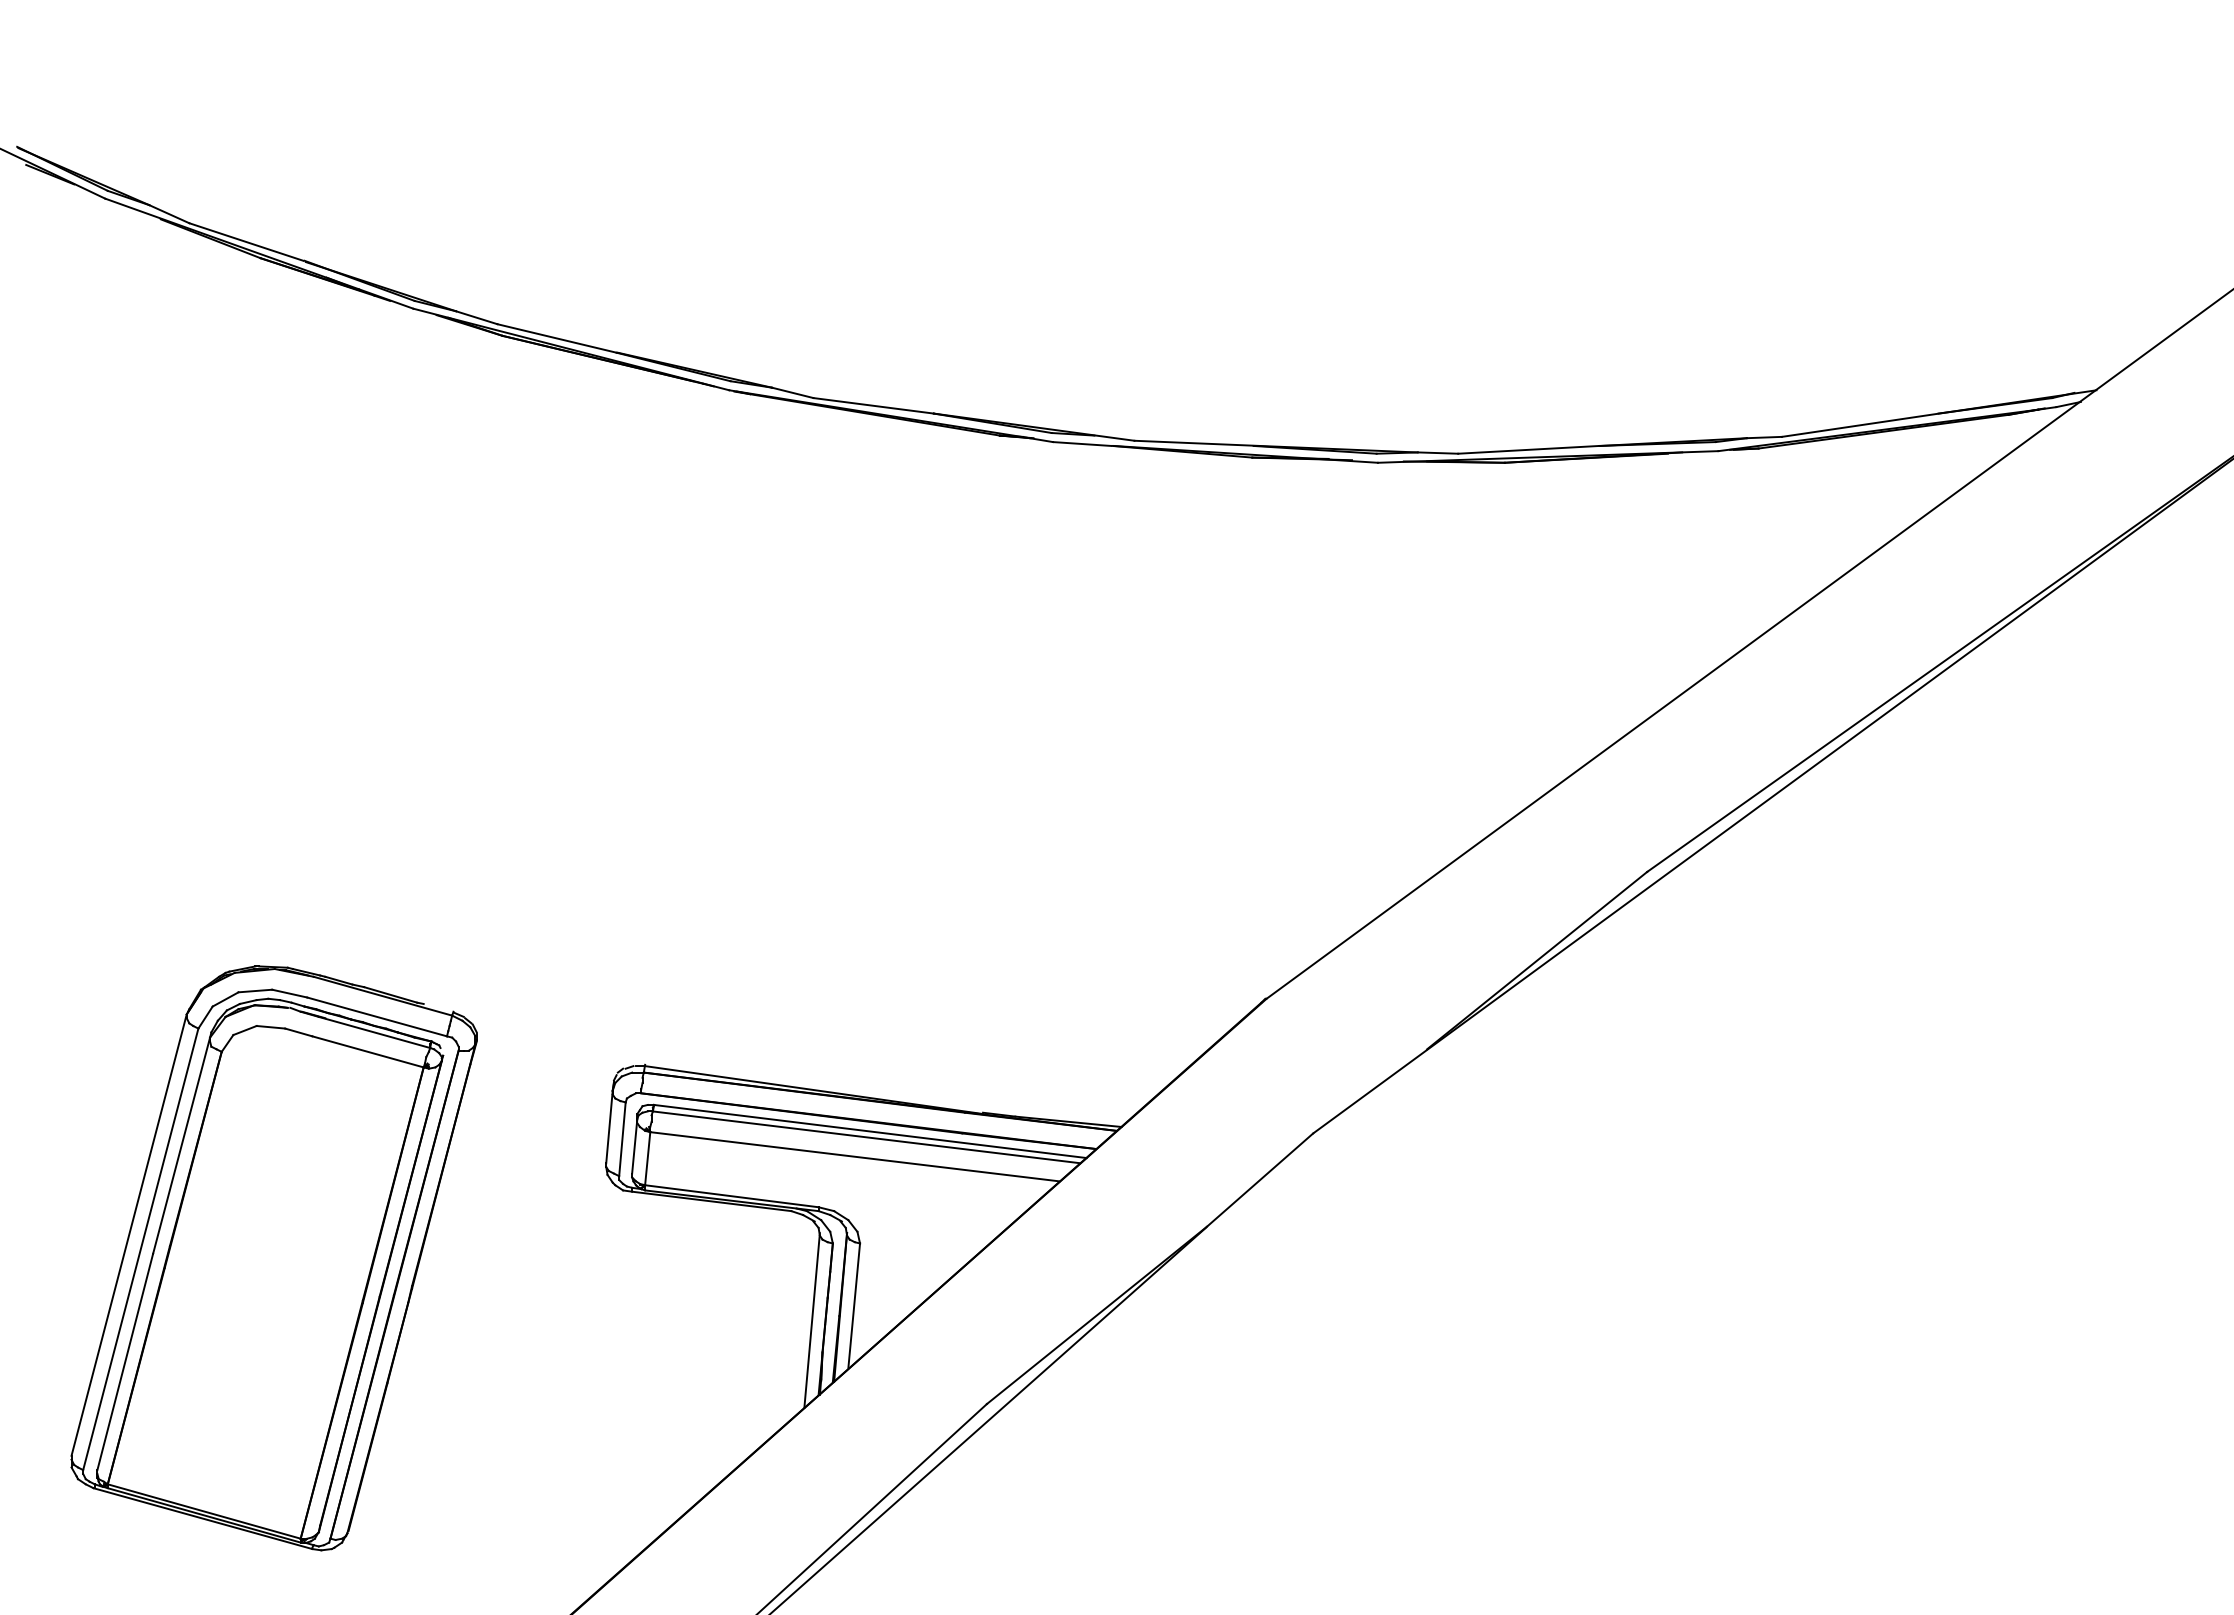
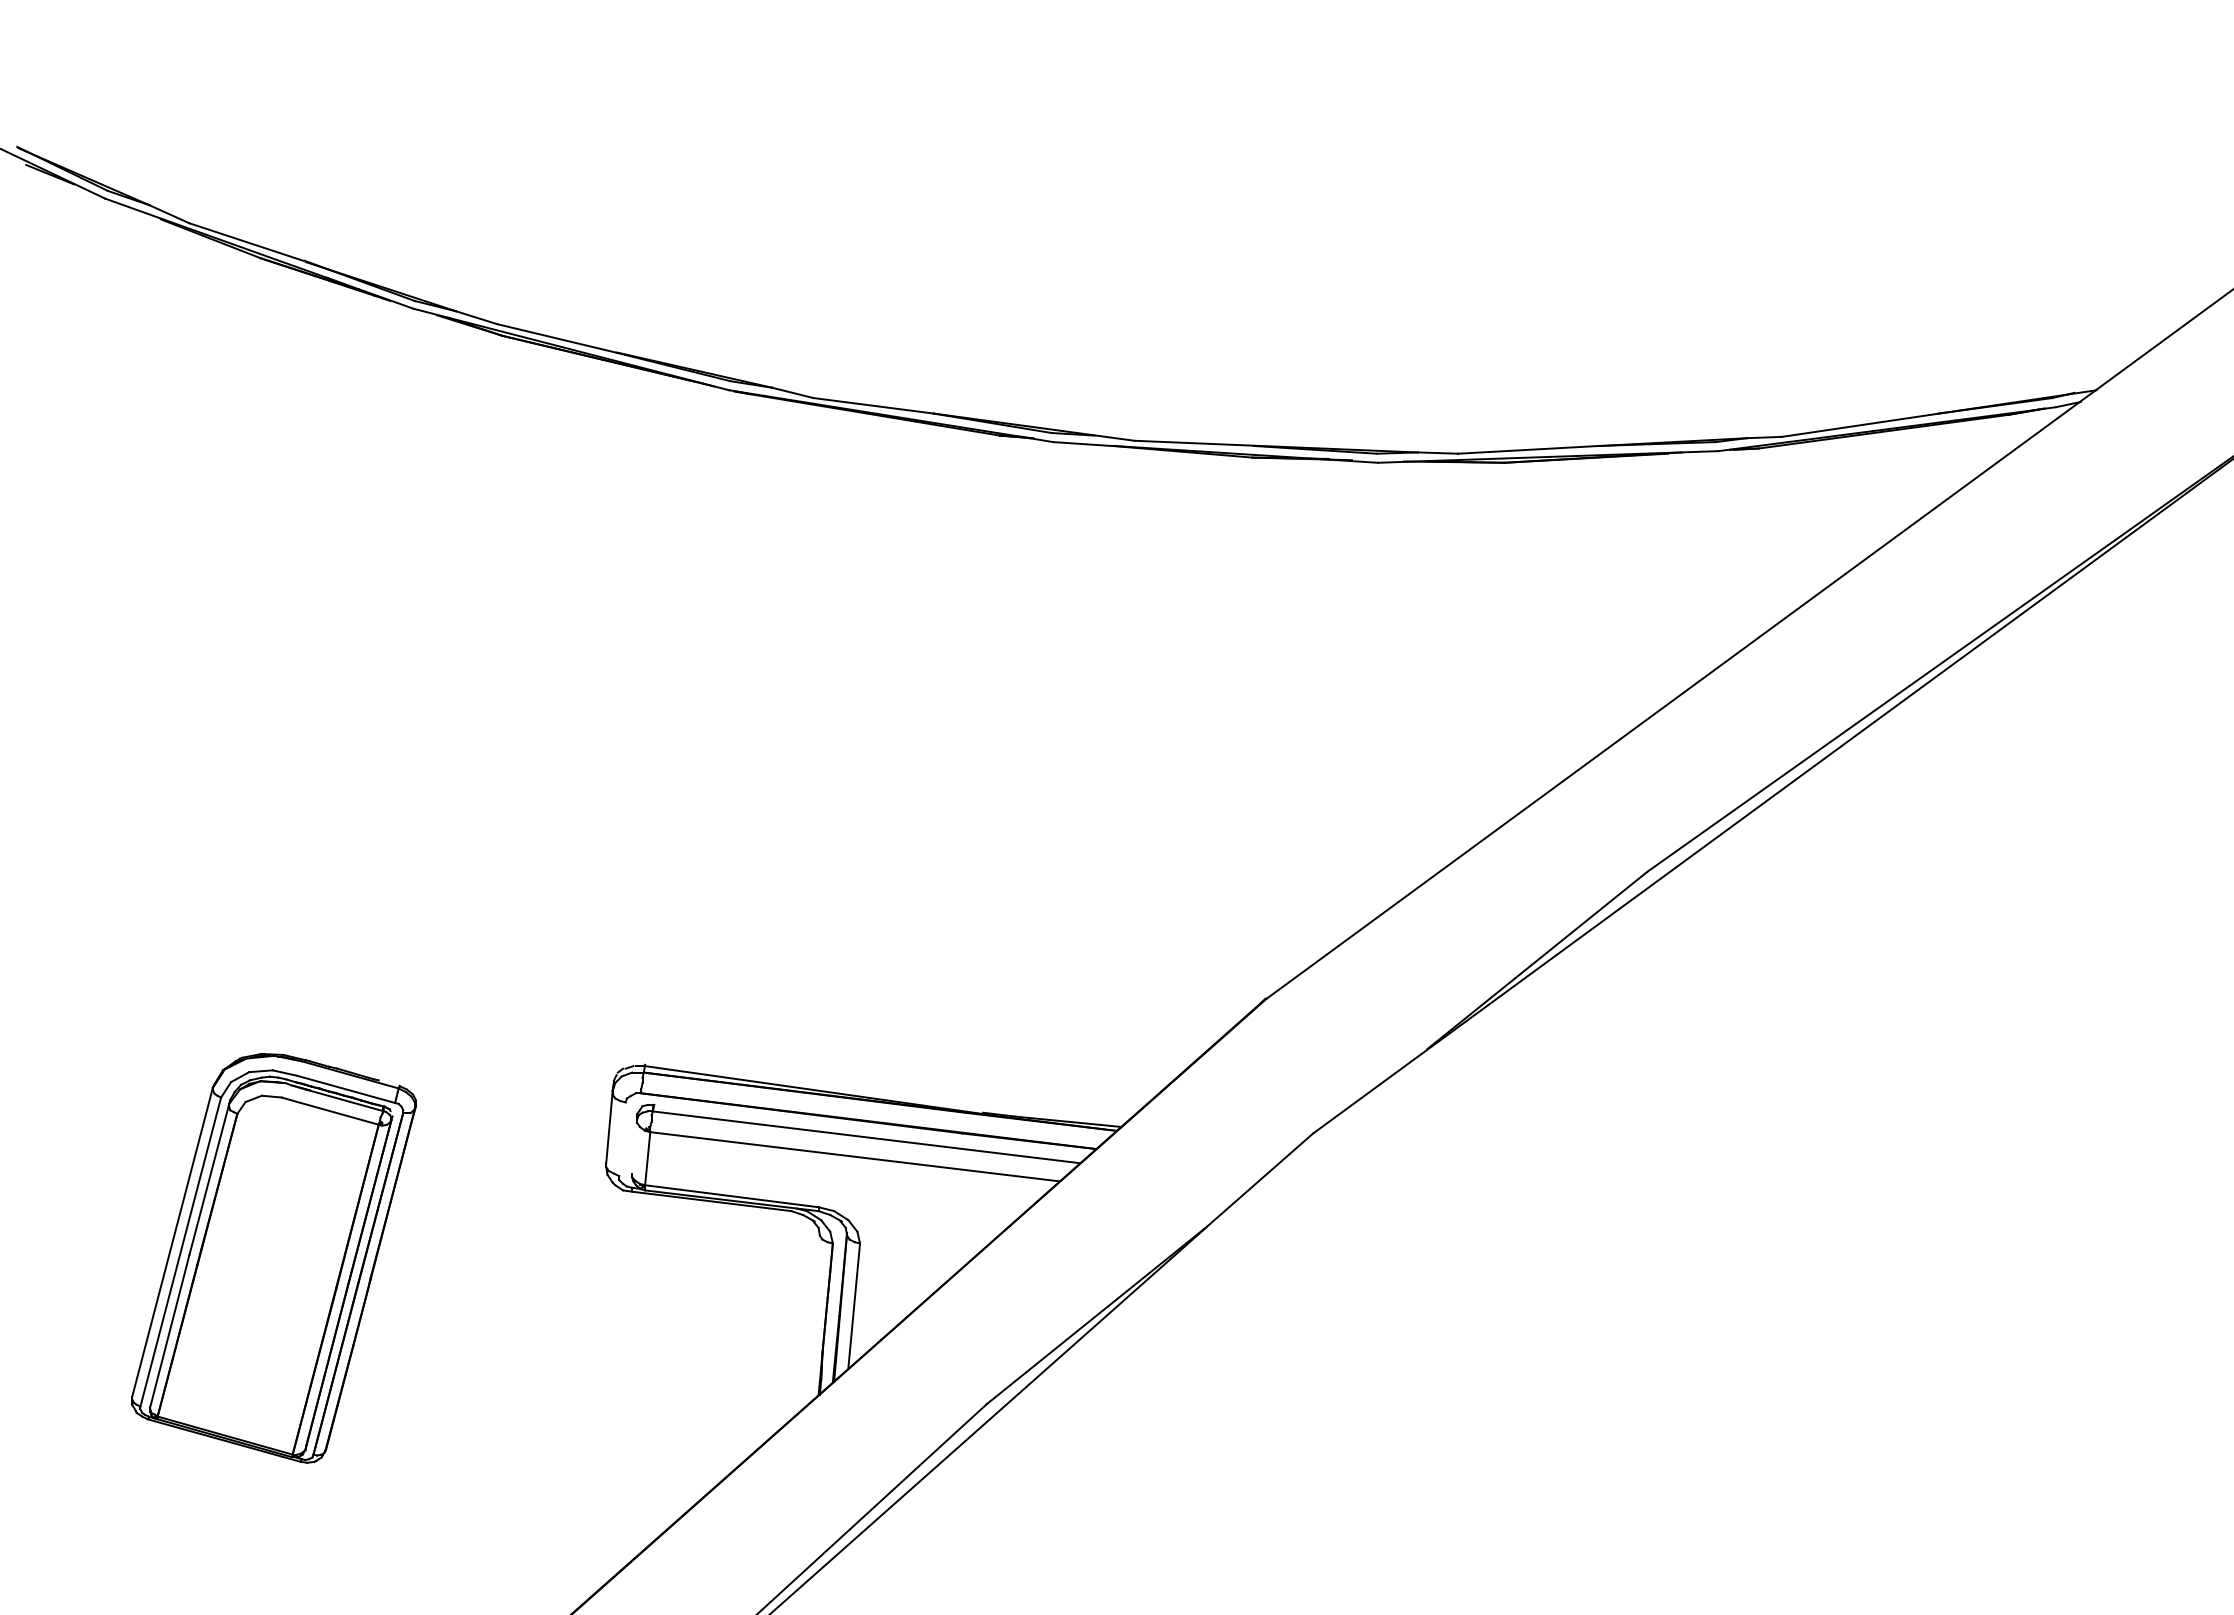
line: present -> none (870, 1131)
line: present -> none (622, 1139)
line: present -> none (634, 1146)
part size: 408x587 px -> 286x411 px (273, 1258)
line: present -> none (811, 1320)
